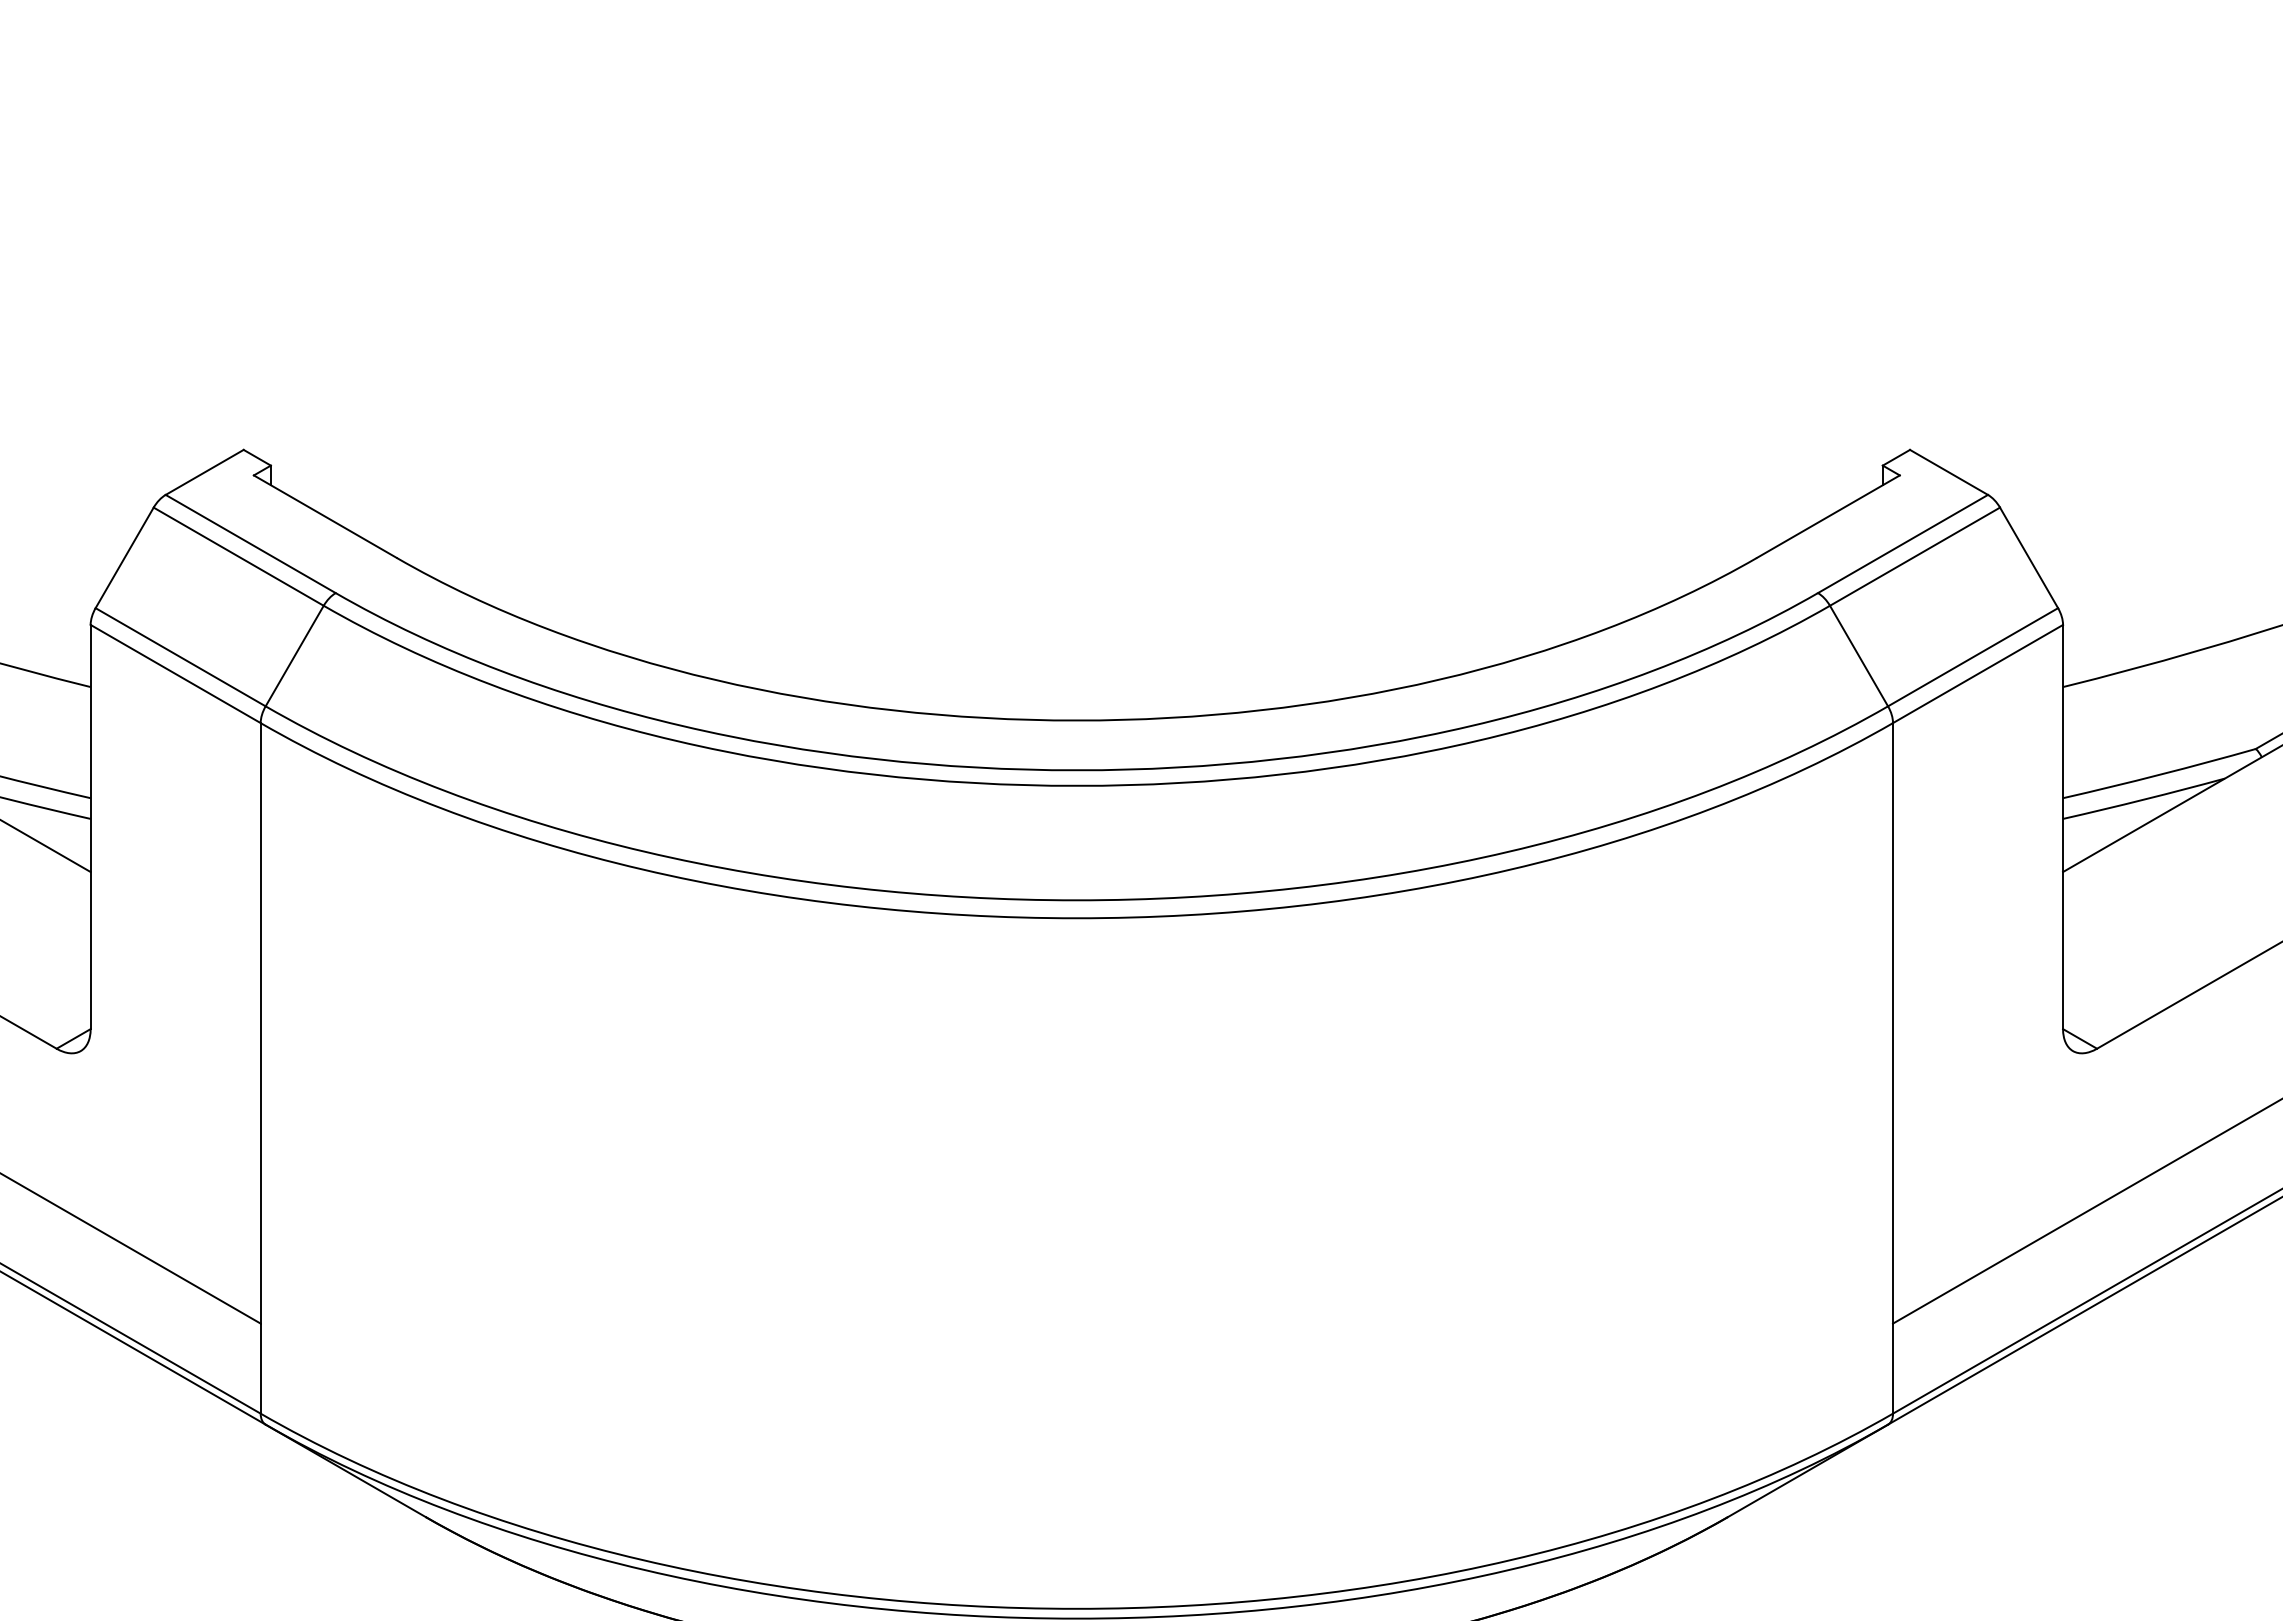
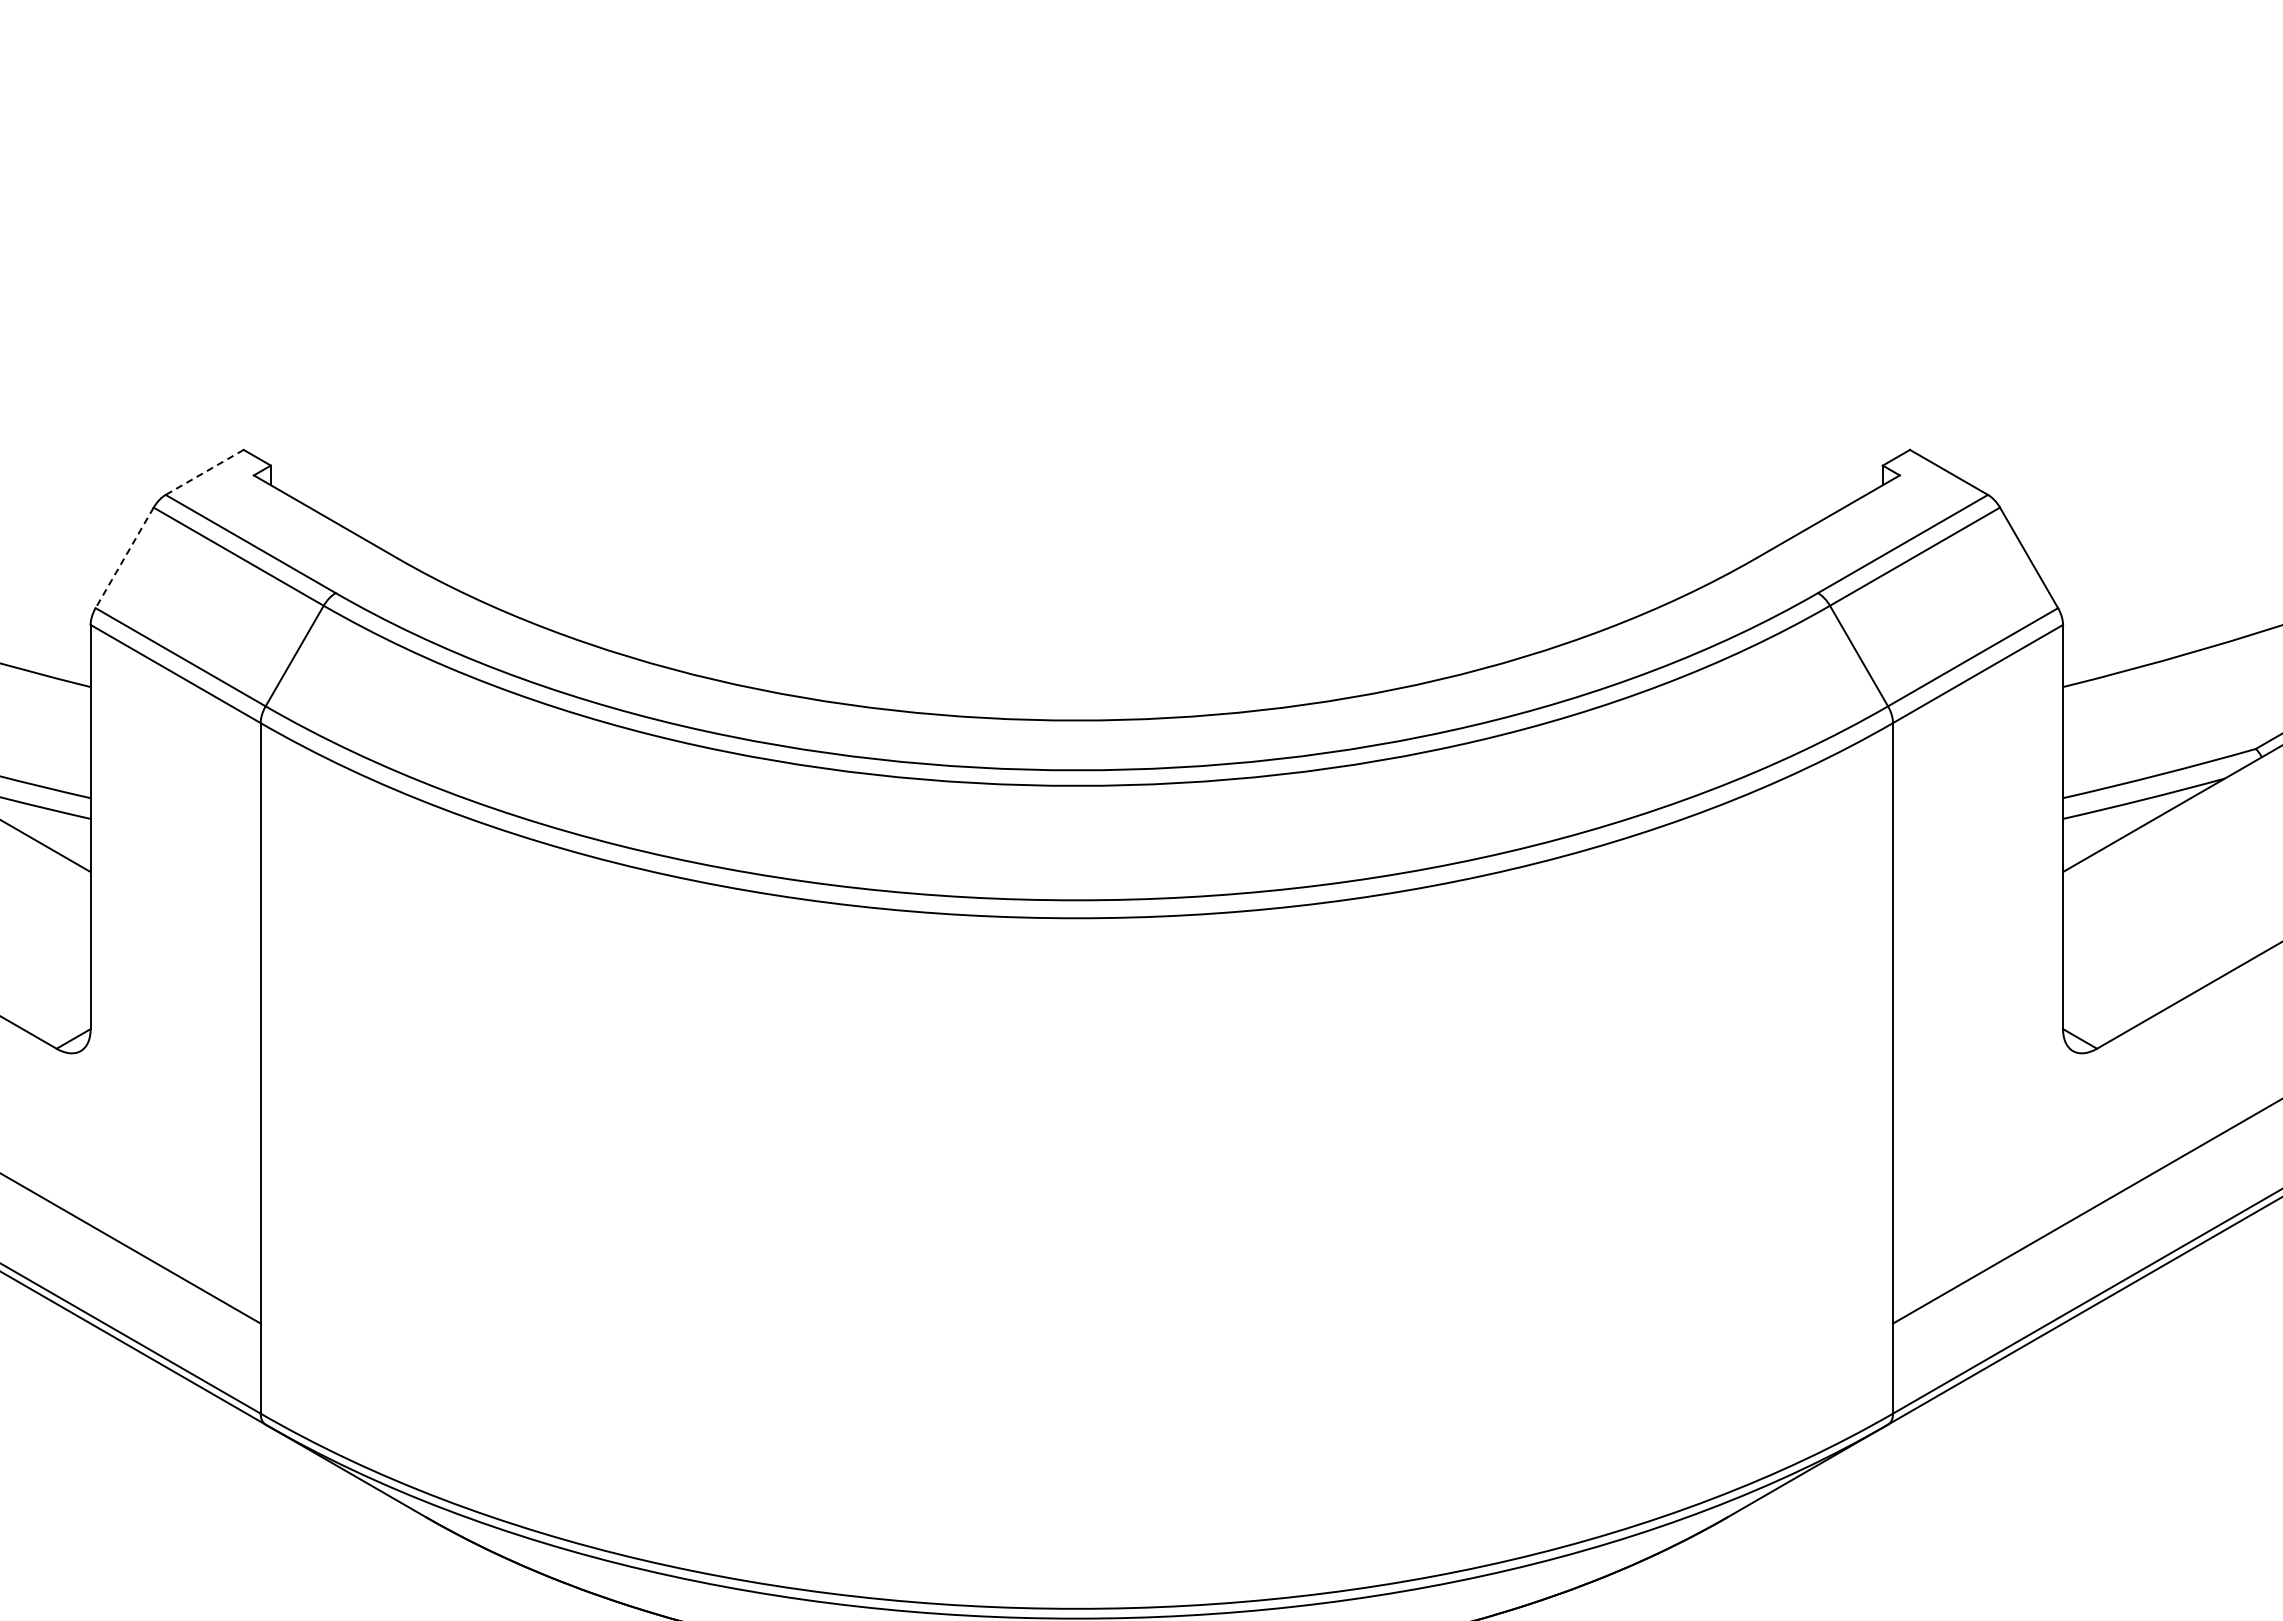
line: solid -> dashed (204, 472)
line: solid -> dashed (124, 558)
